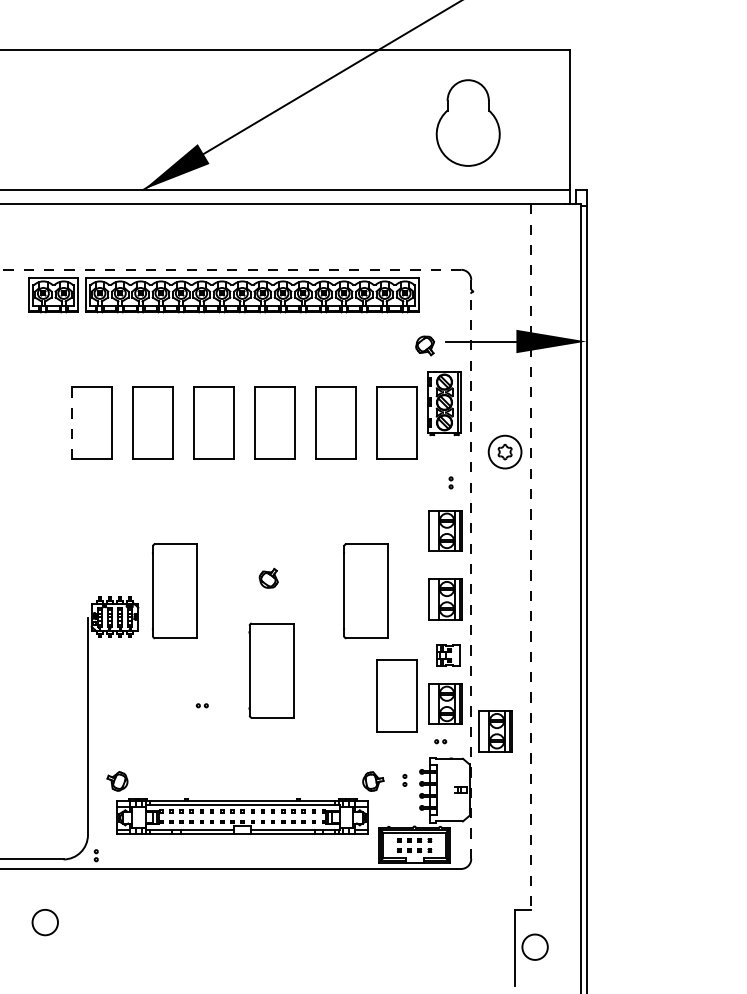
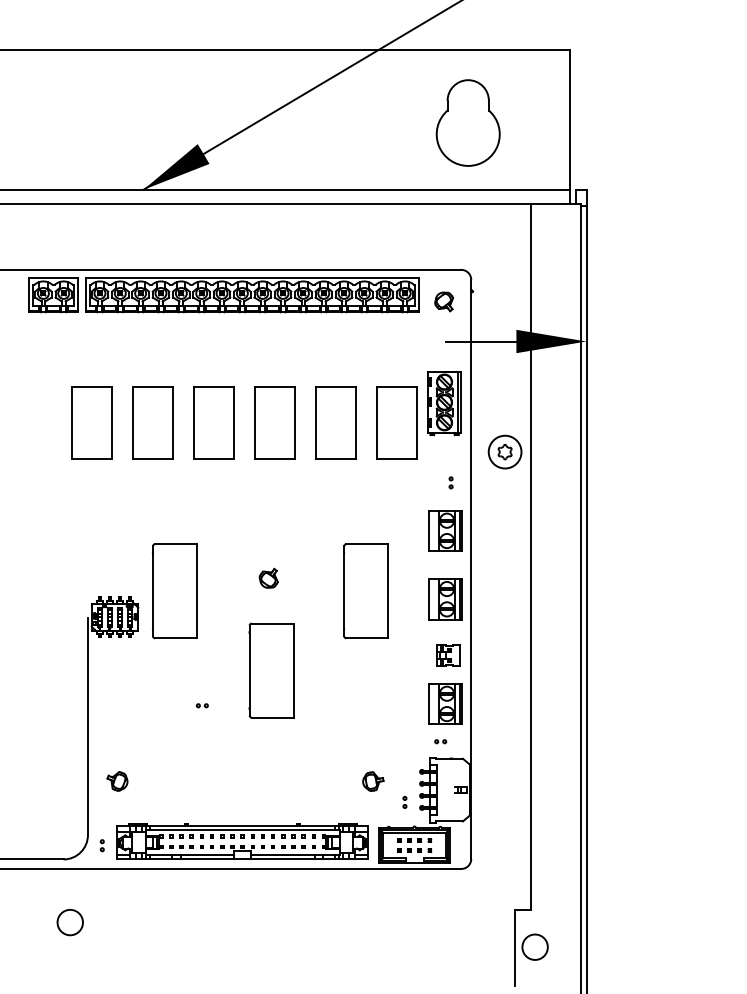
line: dashed -> solid (230, 269)
part position: (425, 345) -> (444, 301) (444, 301)
line: dashed -> solid (71, 422)
line: dashed -> solid (530, 557)
line: dashed -> solid (471, 569)
part: present -> none (396, 695)
part: present -> none (495, 731)
part position: (404, 780) -> (404, 802) (404, 802)
part position: (242, 816) -> (242, 841) (242, 841)
part position: (95, 855) -> (101, 845) (101, 845)
circle position: (44, 922) -> (69, 922) (69, 922)
